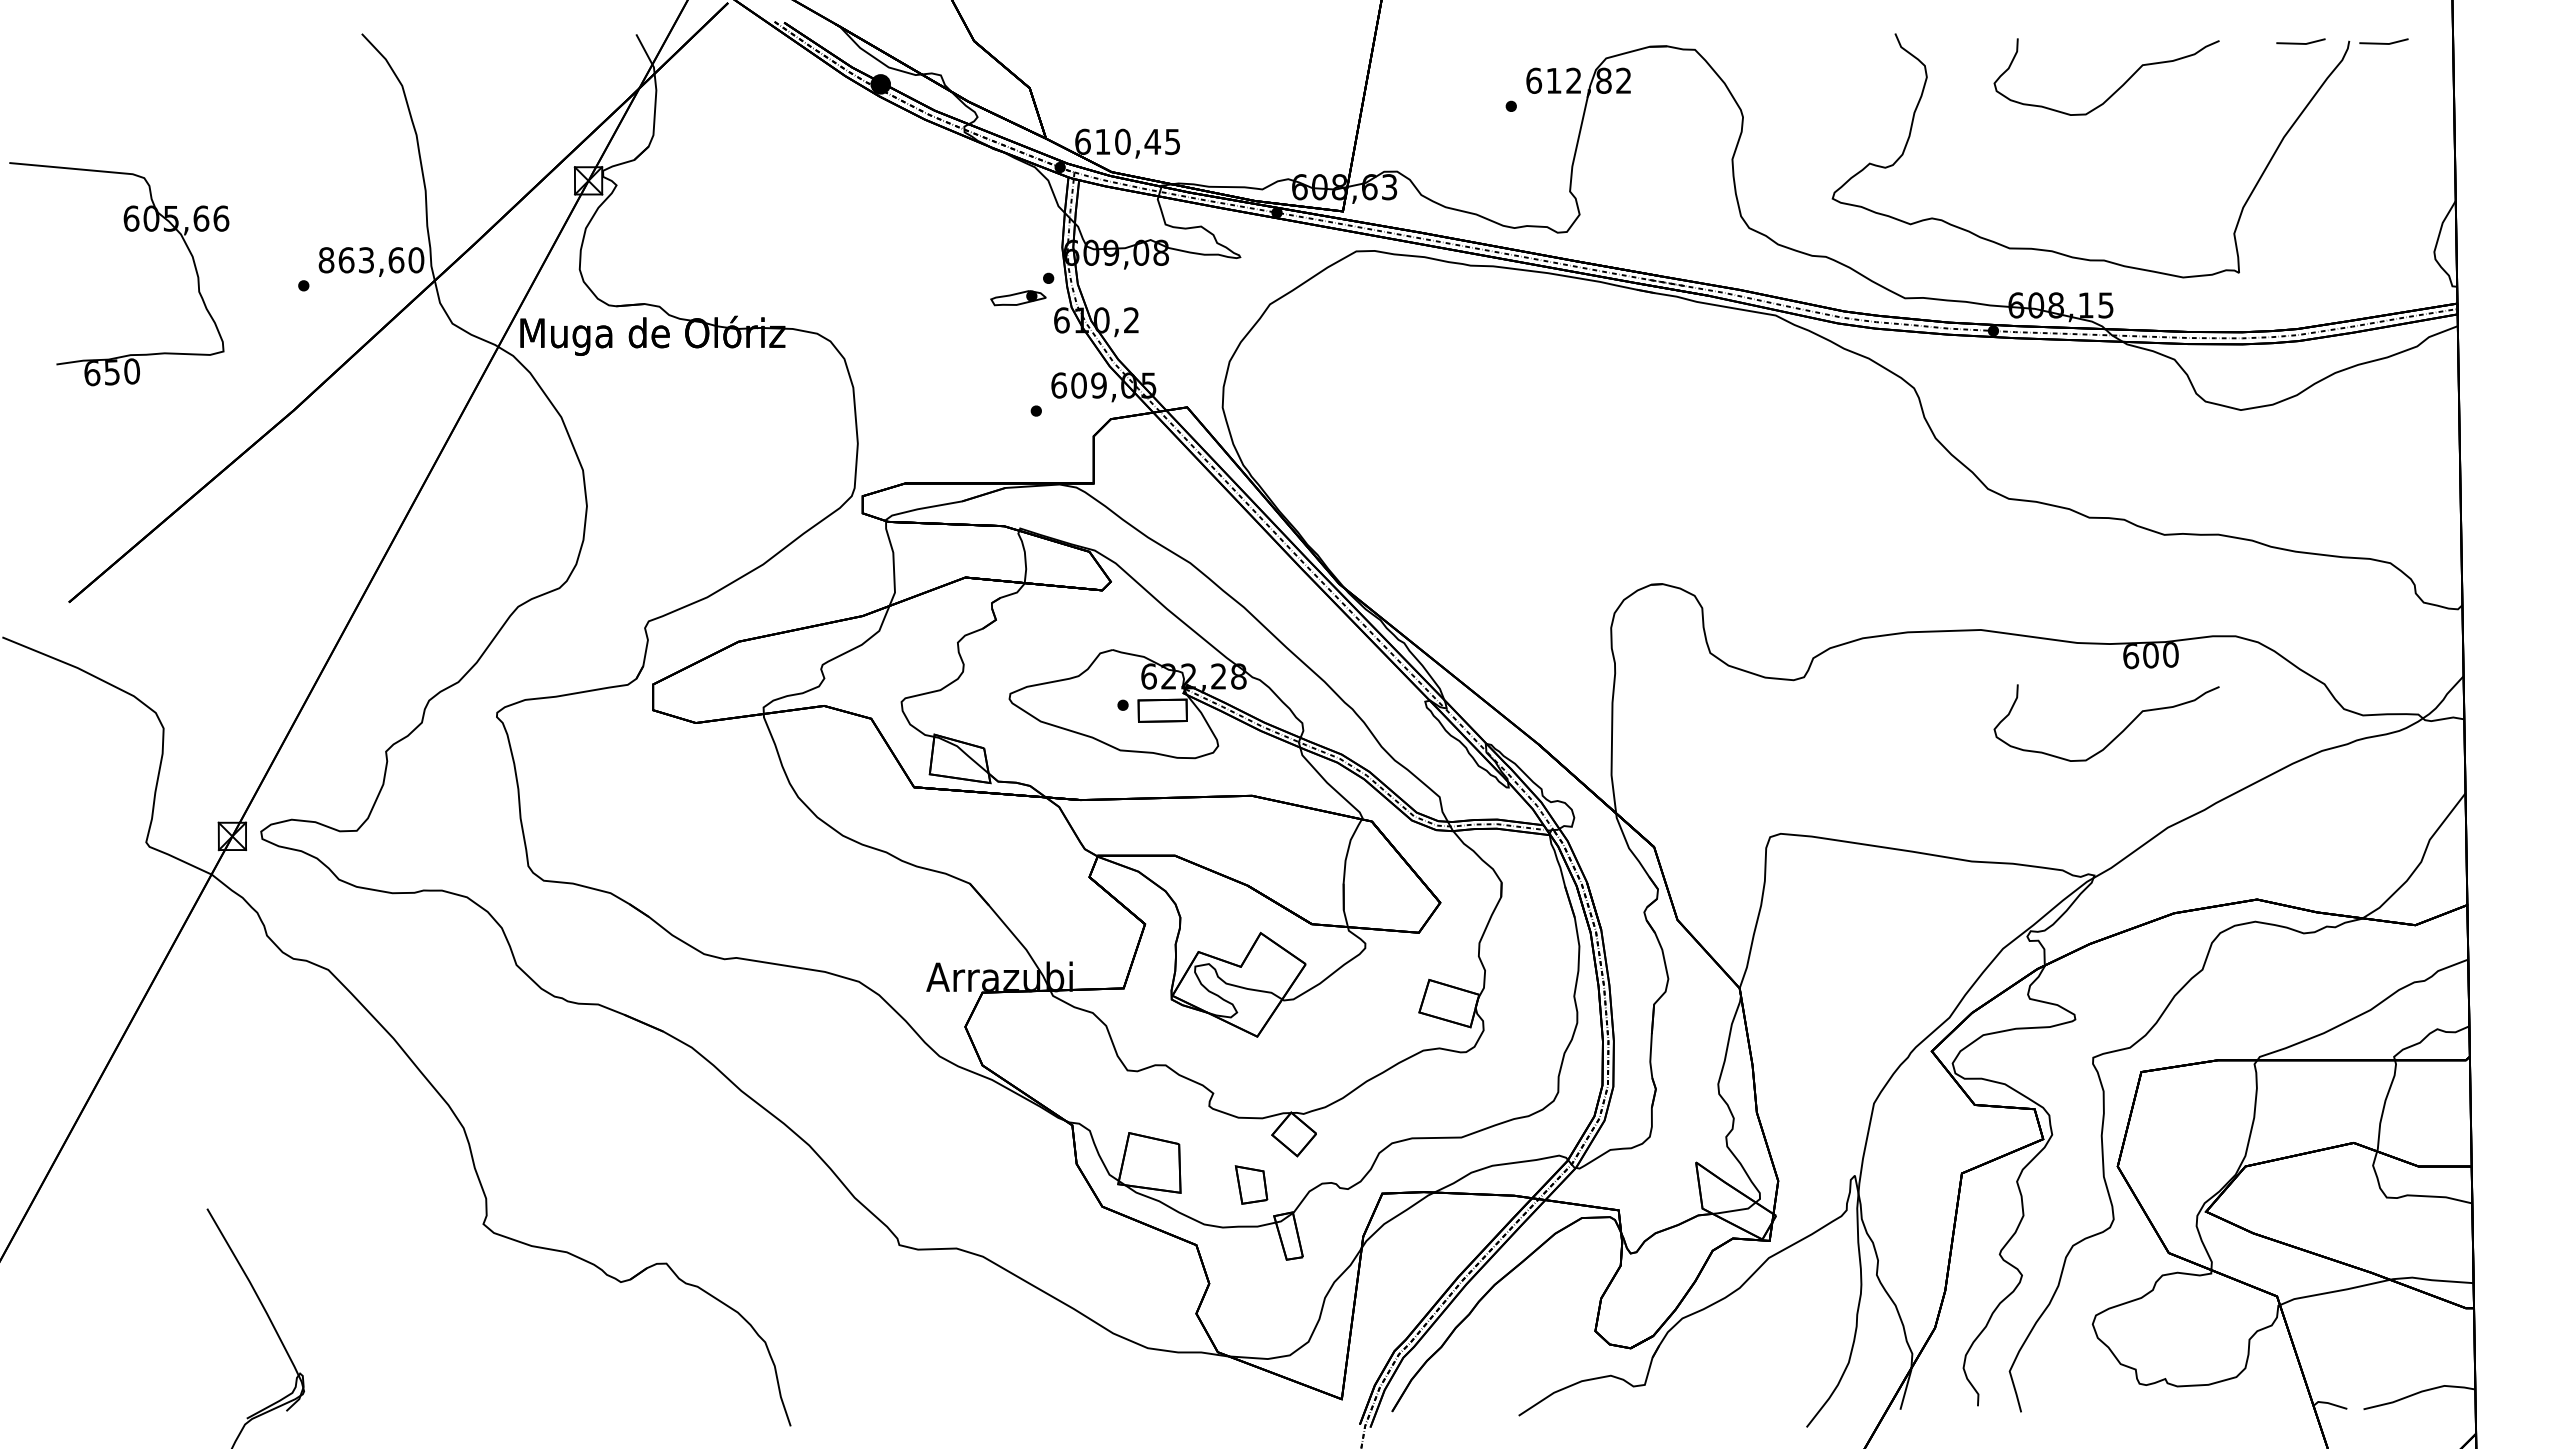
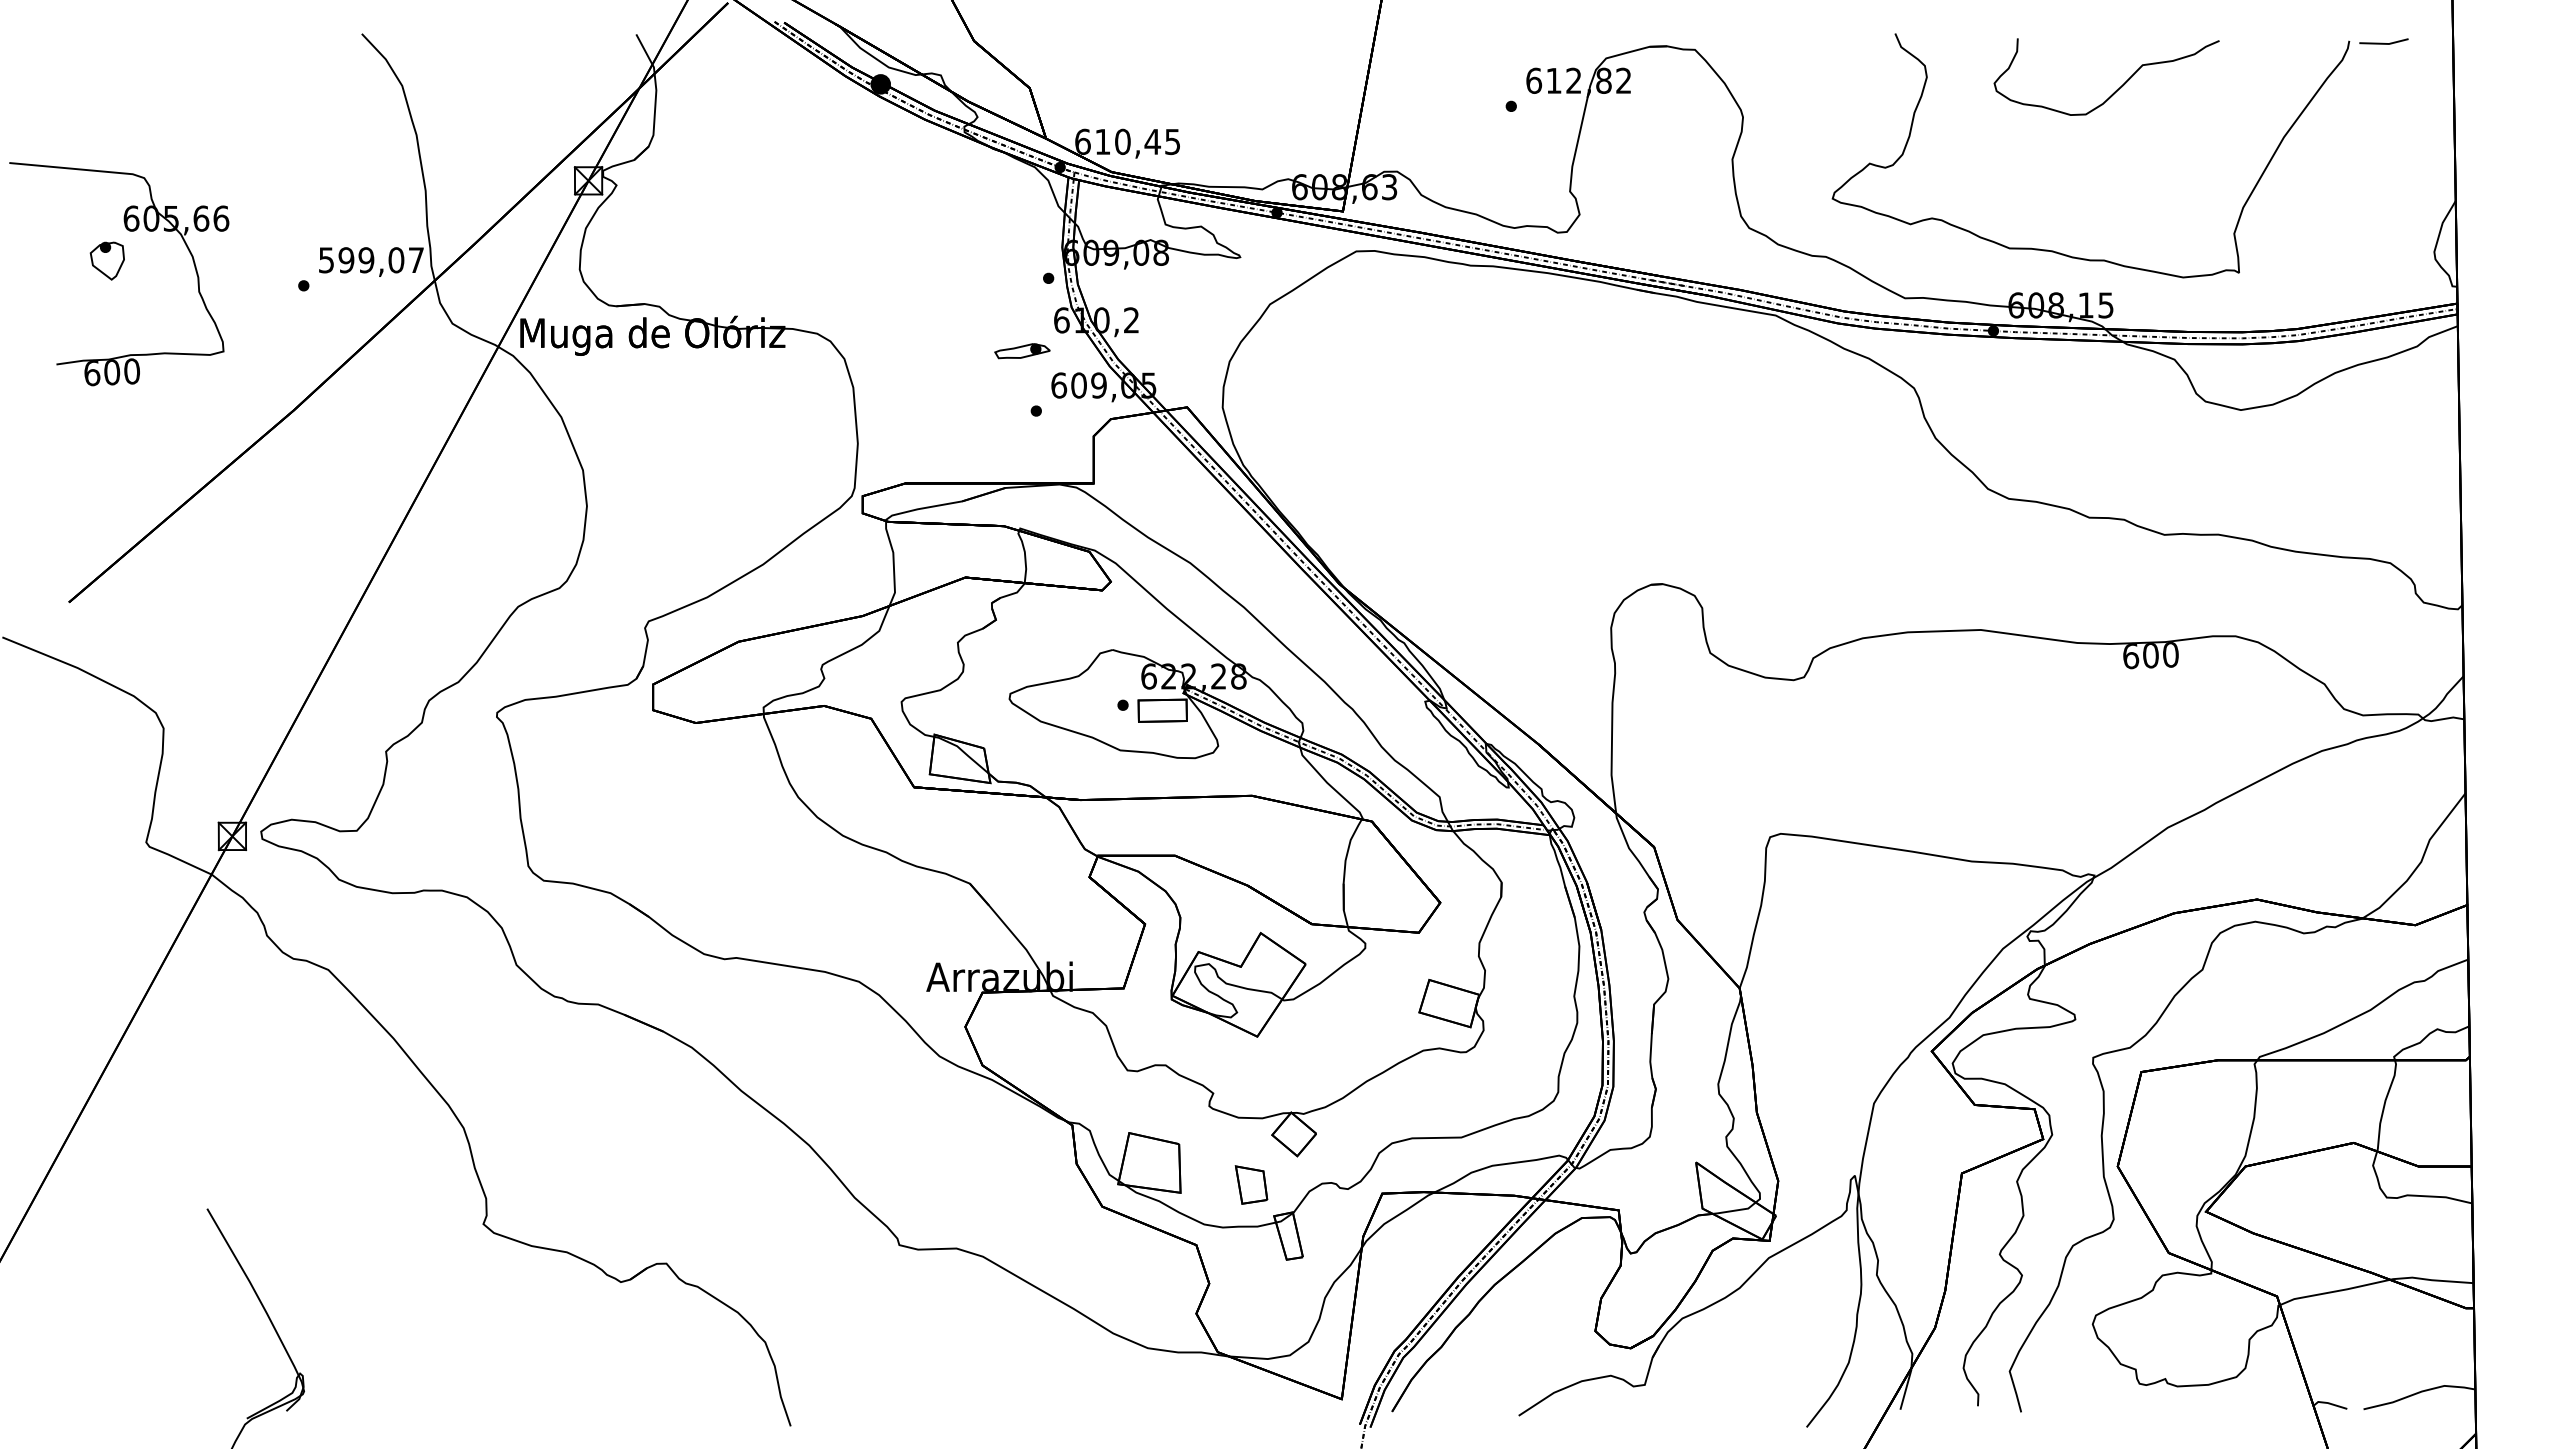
line: present -> none (2300, 42)
part: none -> present (106, 260)
text: 863,60 -> 599,07 (371, 260)
part position: (1018, 298) -> (1022, 351) (1022, 351)
text: 650 -> 600 (112, 372)
curve: present -> none (2115, 736)
